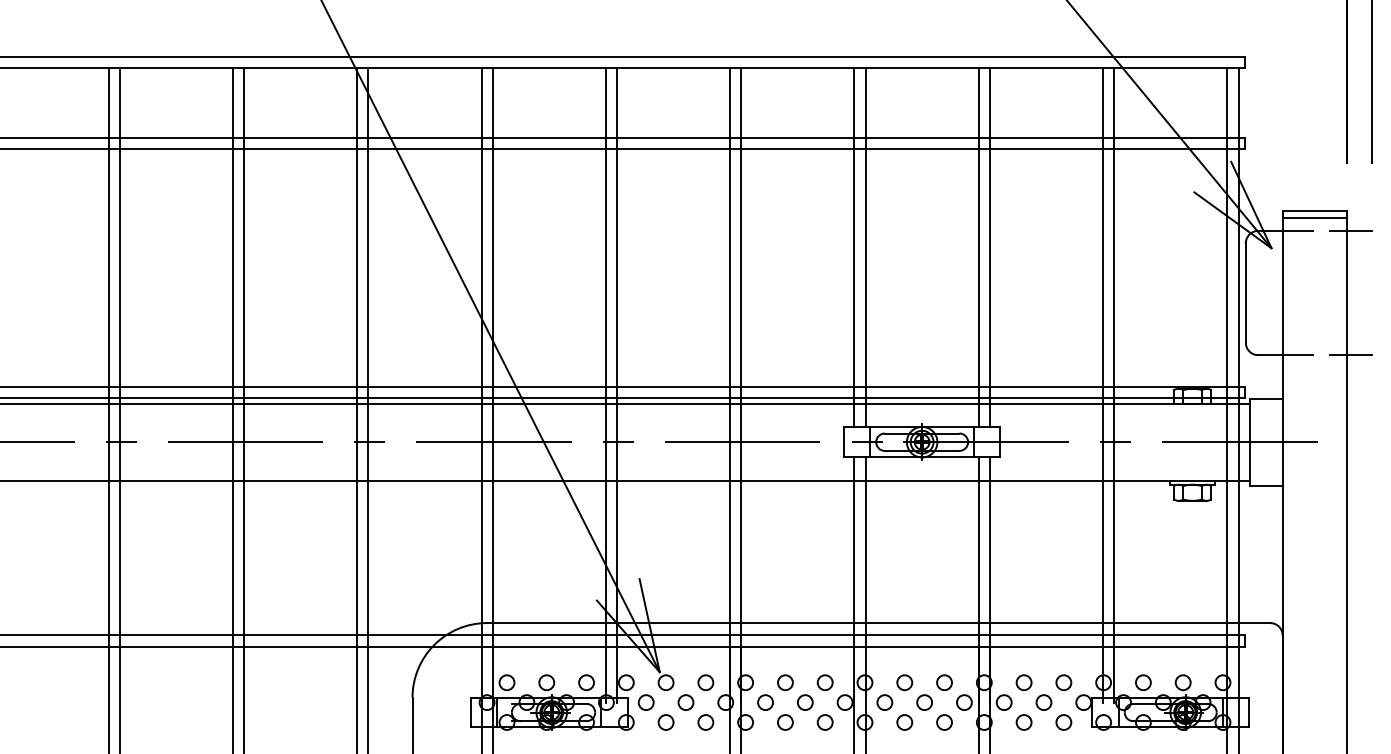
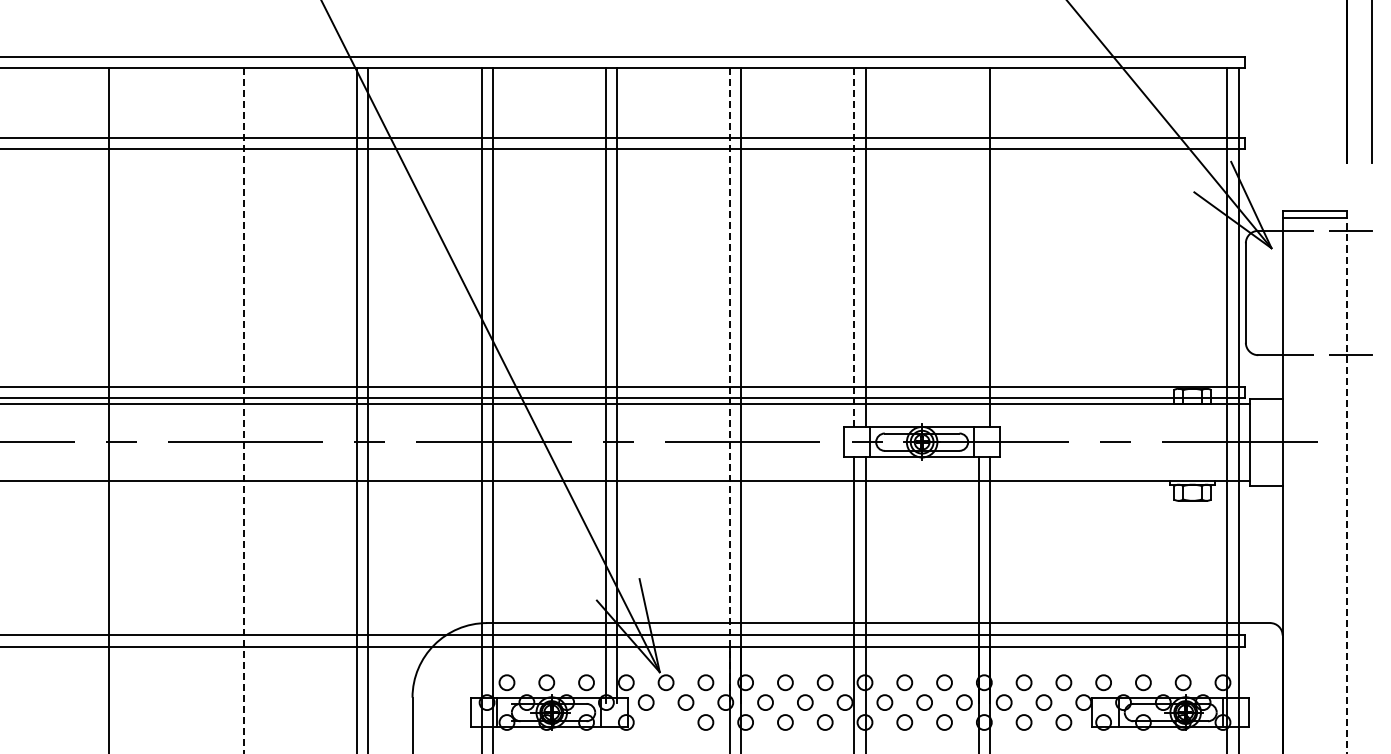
line: solid -> dashed (854, 247)
line: present -> none (978, 247)
line: solid -> dashed (730, 385)
line: present -> none (1103, 385)
line: present -> none (1114, 385)
line: present -> none (119, 409)
line: present -> none (232, 409)
line: solid -> dashed (244, 410)
line: solid -> dashed (1347, 485)
circle: present -> none (665, 722)
